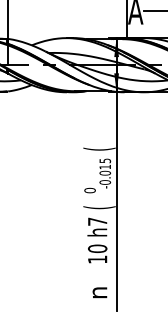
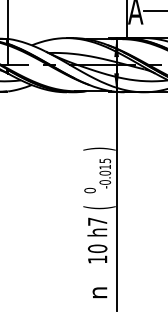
text: ( -> ) (99, 148)
